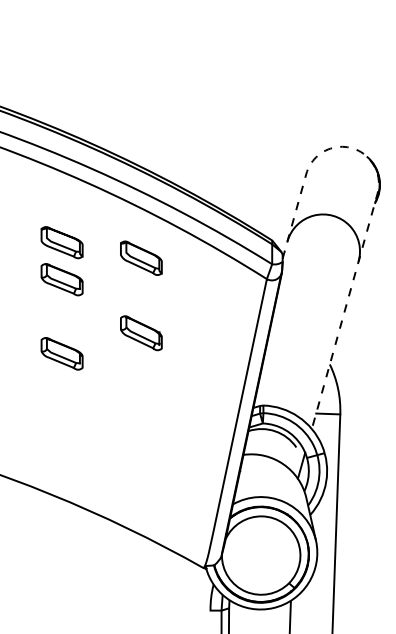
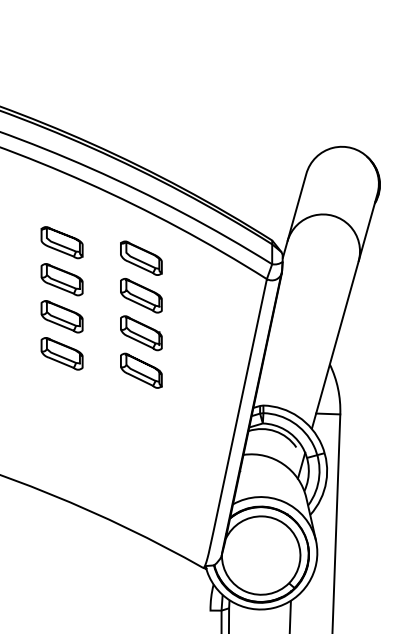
line: dashed -> solid (375, 200)
part: none -> present (141, 295)
part: none -> present (61, 316)
part: none -> present (141, 370)
